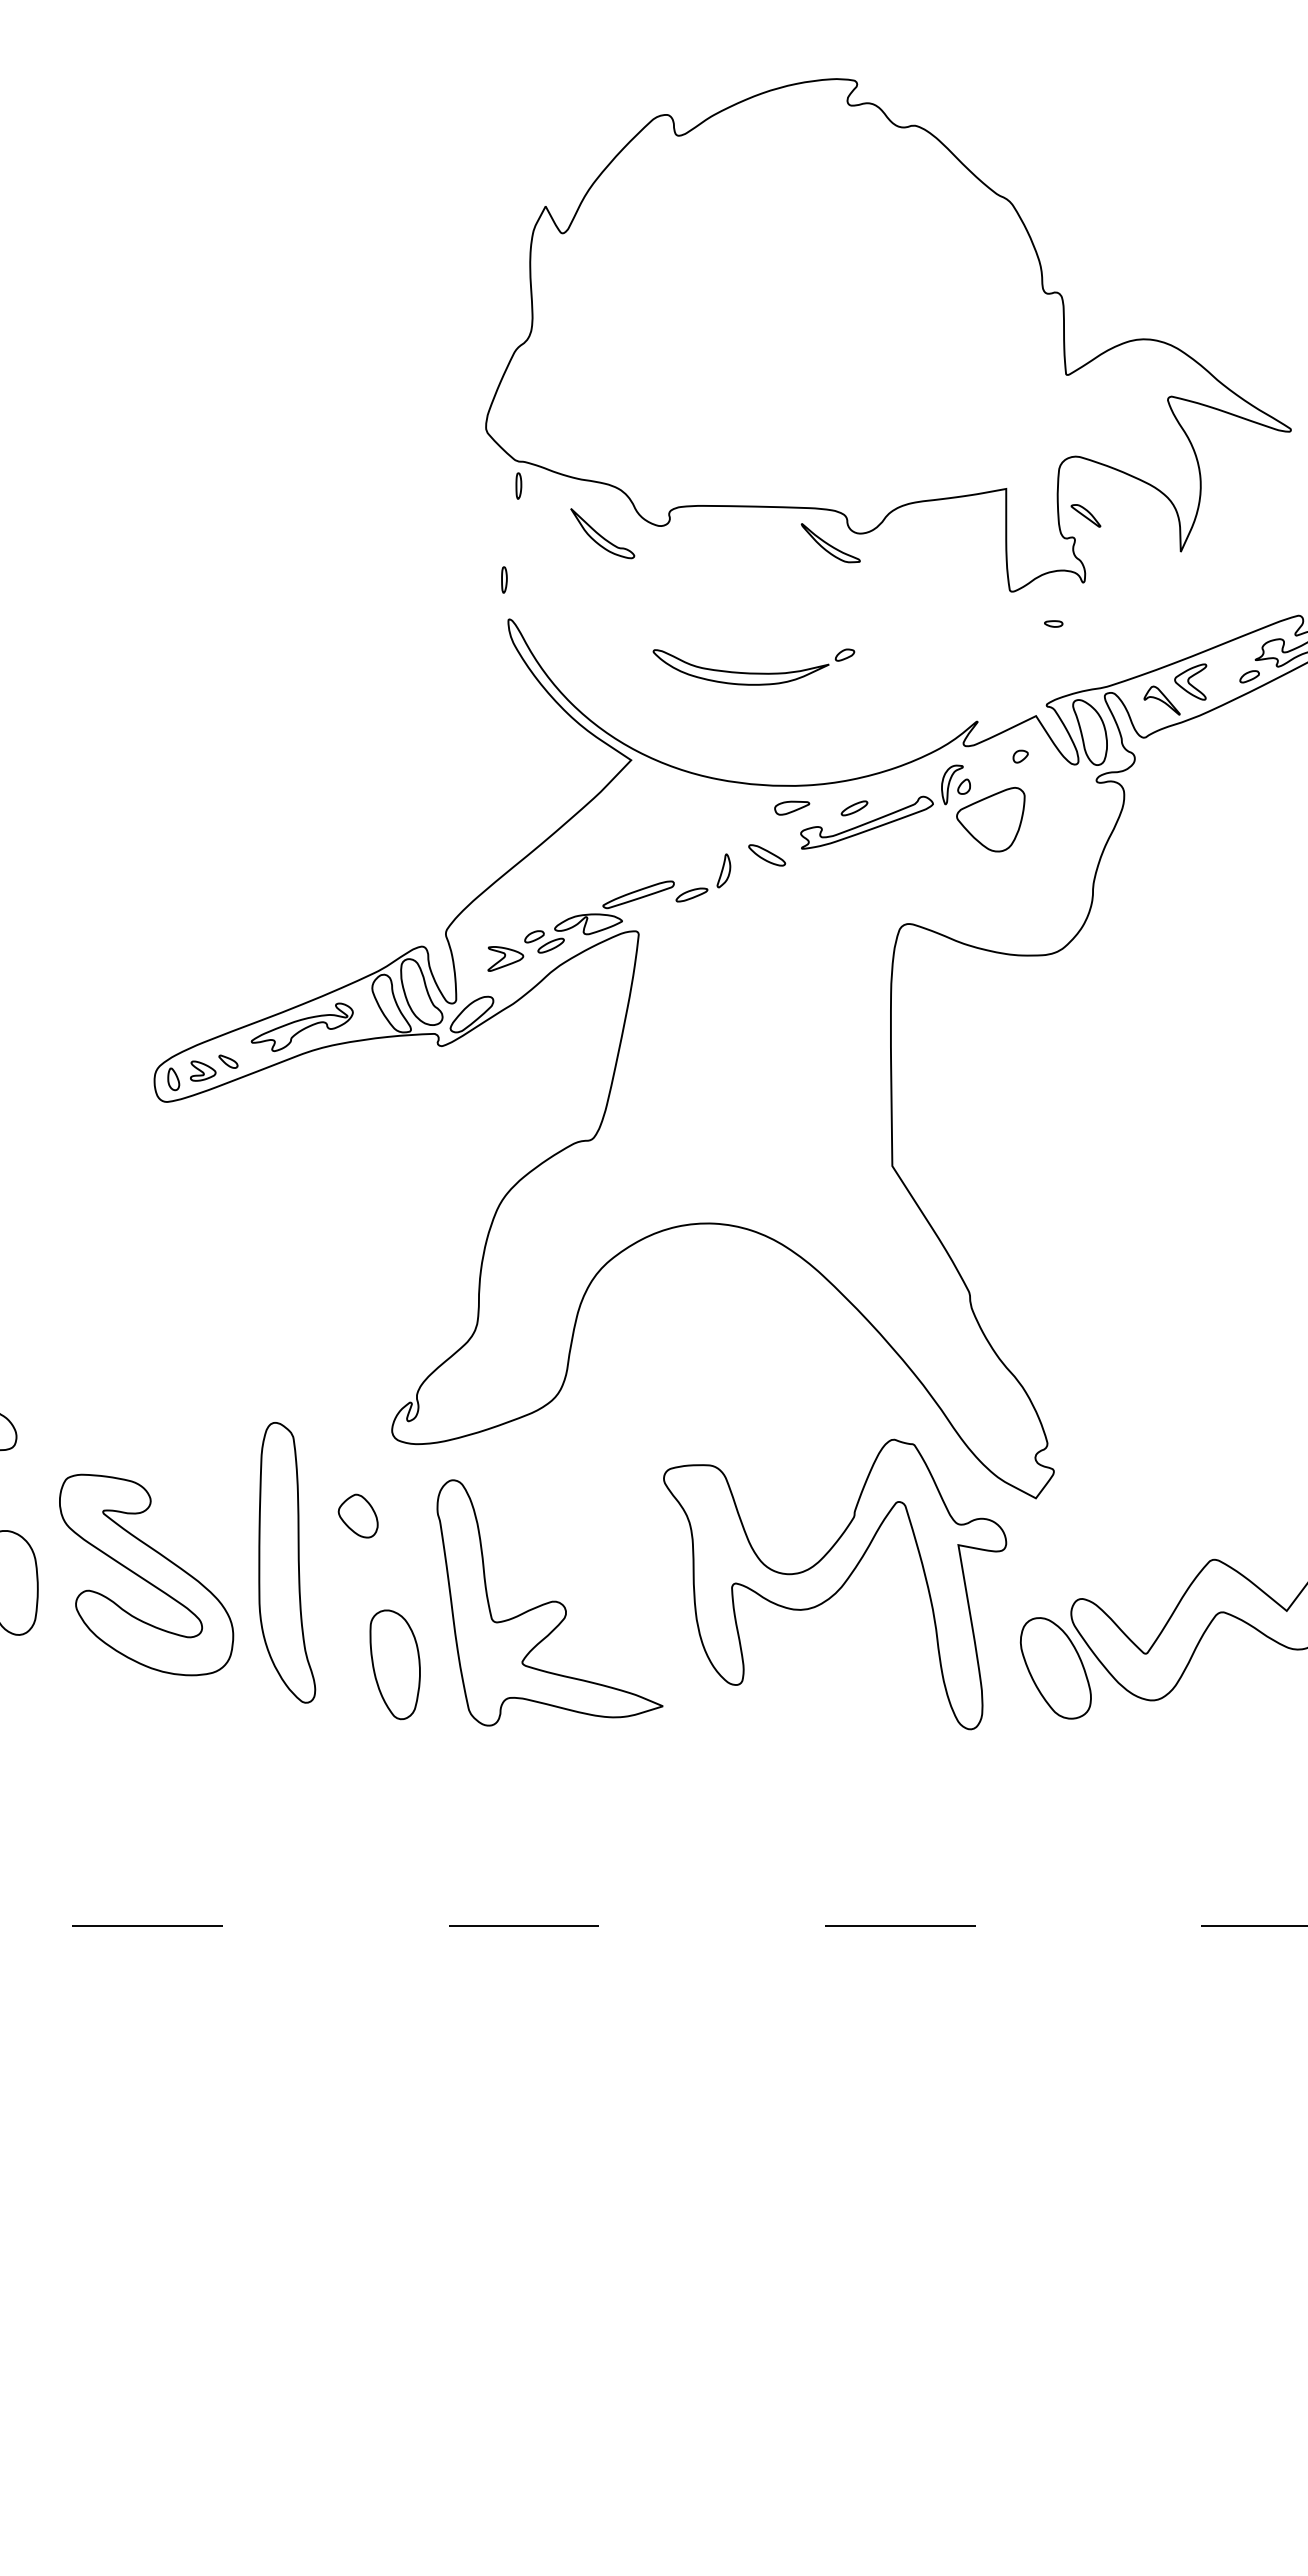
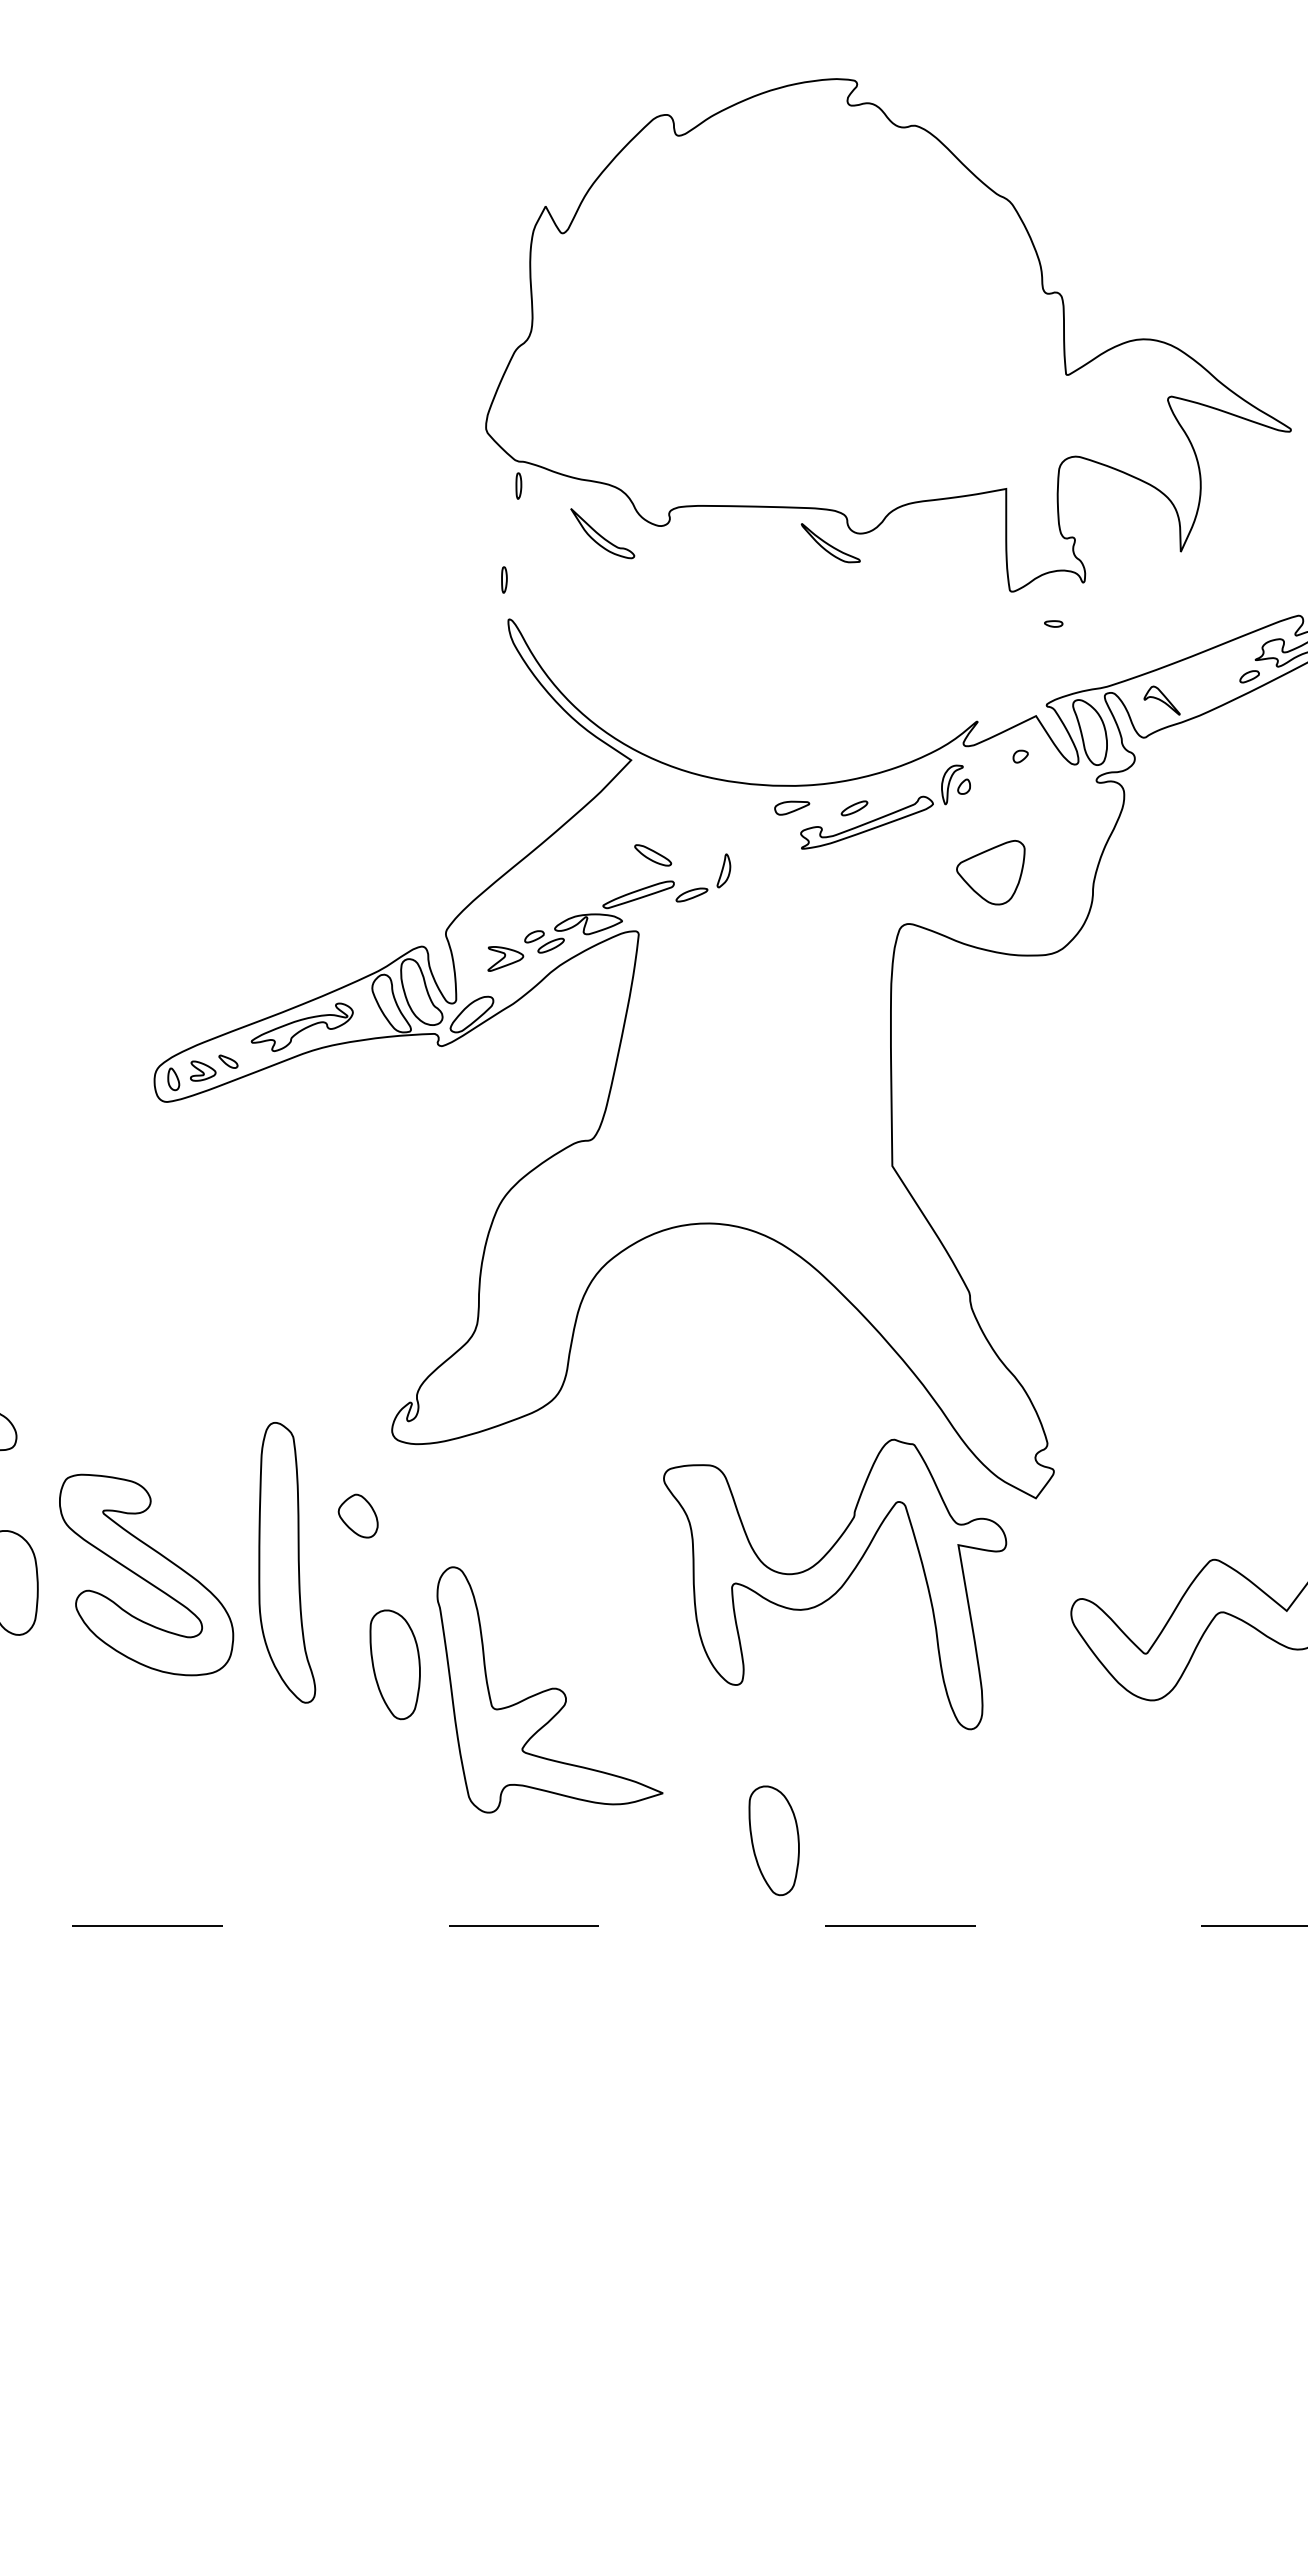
part: present -> none (1085, 515)
part: present -> none (753, 666)
part: present -> none (1190, 681)
part position: (990, 819) -> (990, 872) (990, 872)
part position: (767, 855) -> (653, 855) (653, 855)
part position: (549, 1602) -> (549, 1689) (549, 1689)
part: present -> none (1055, 1668)
part: none -> present (773, 1840)
